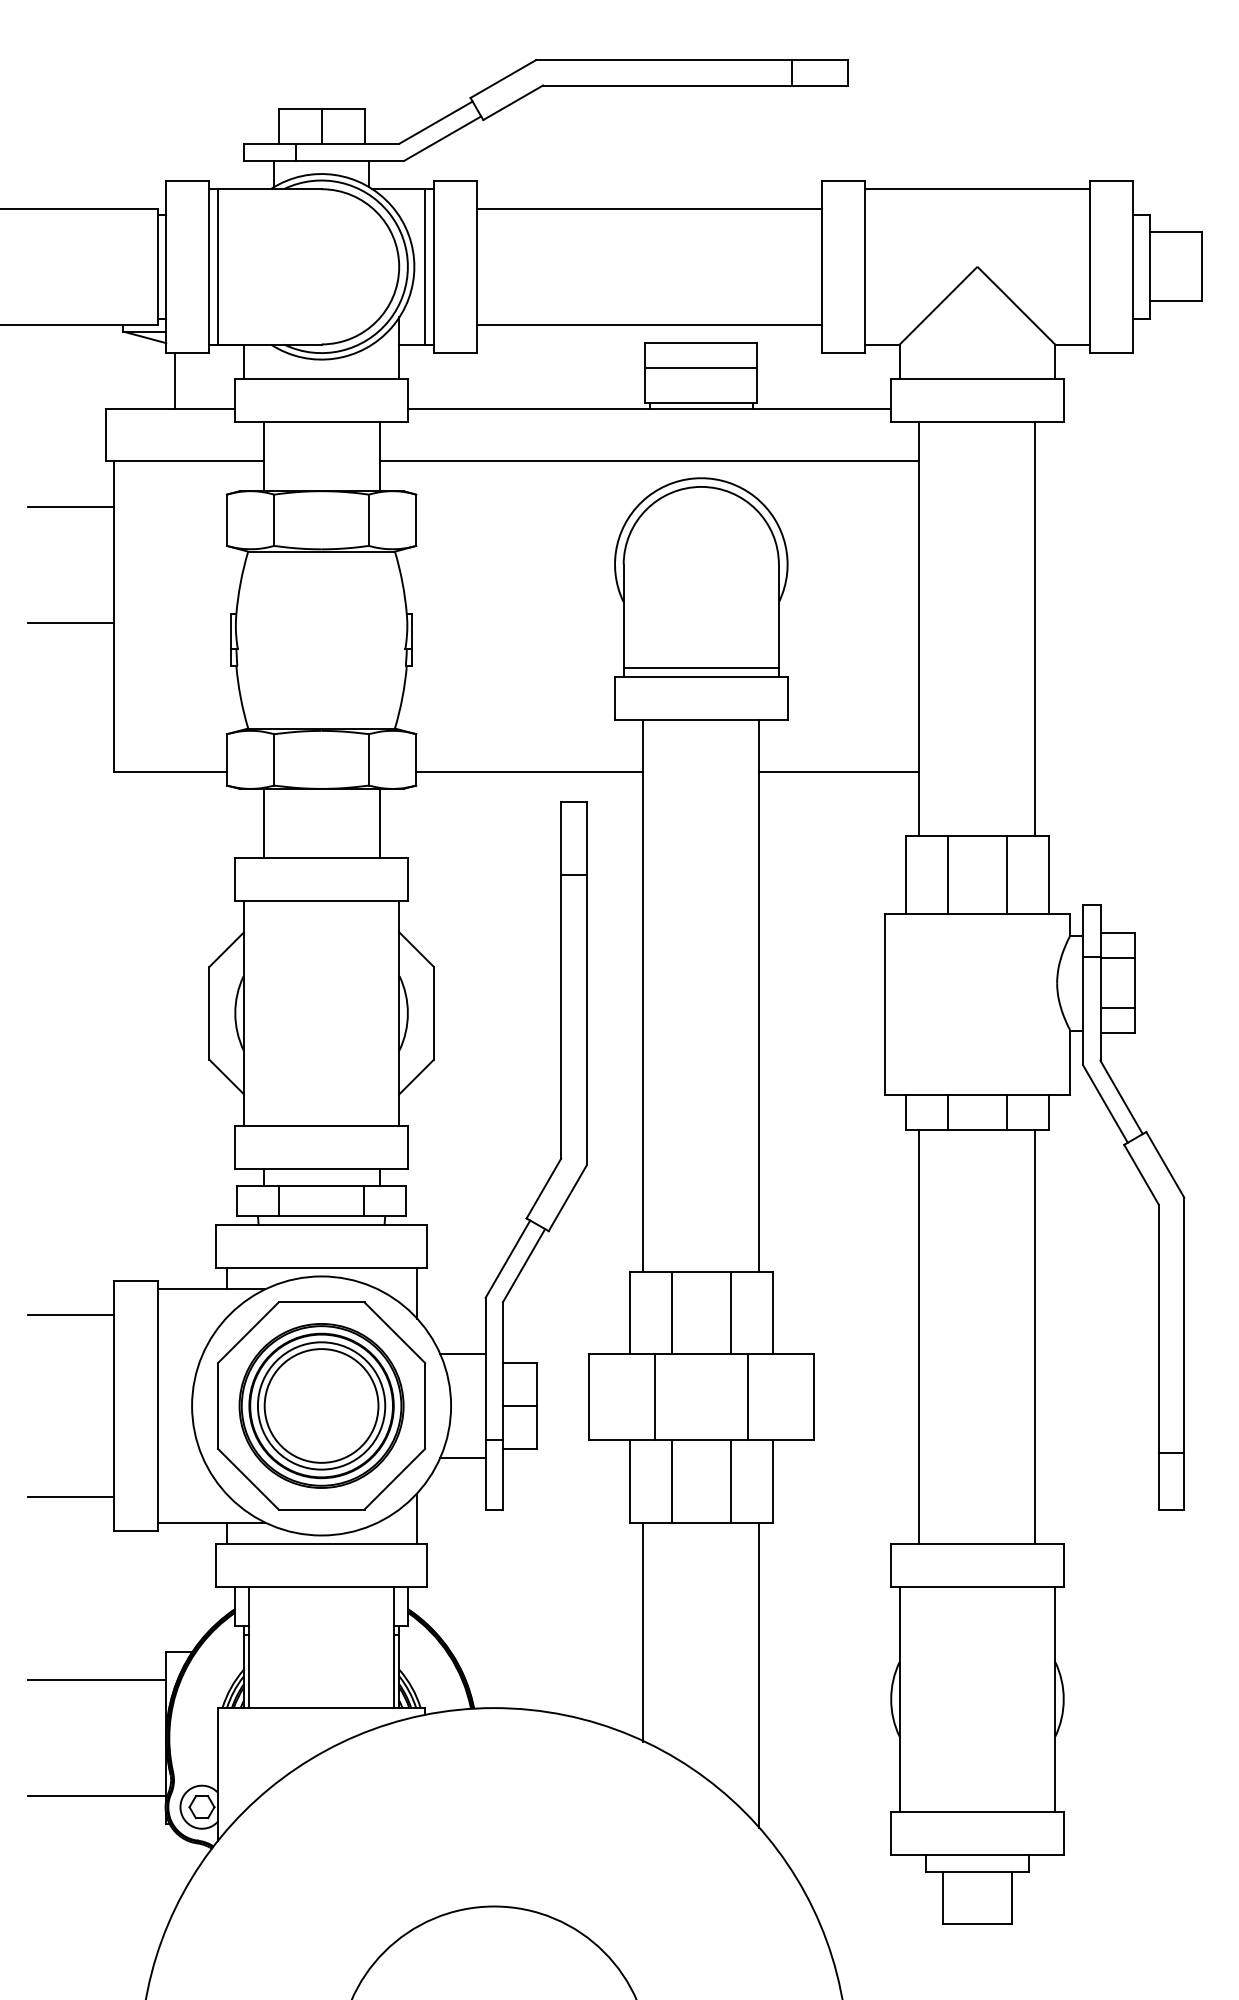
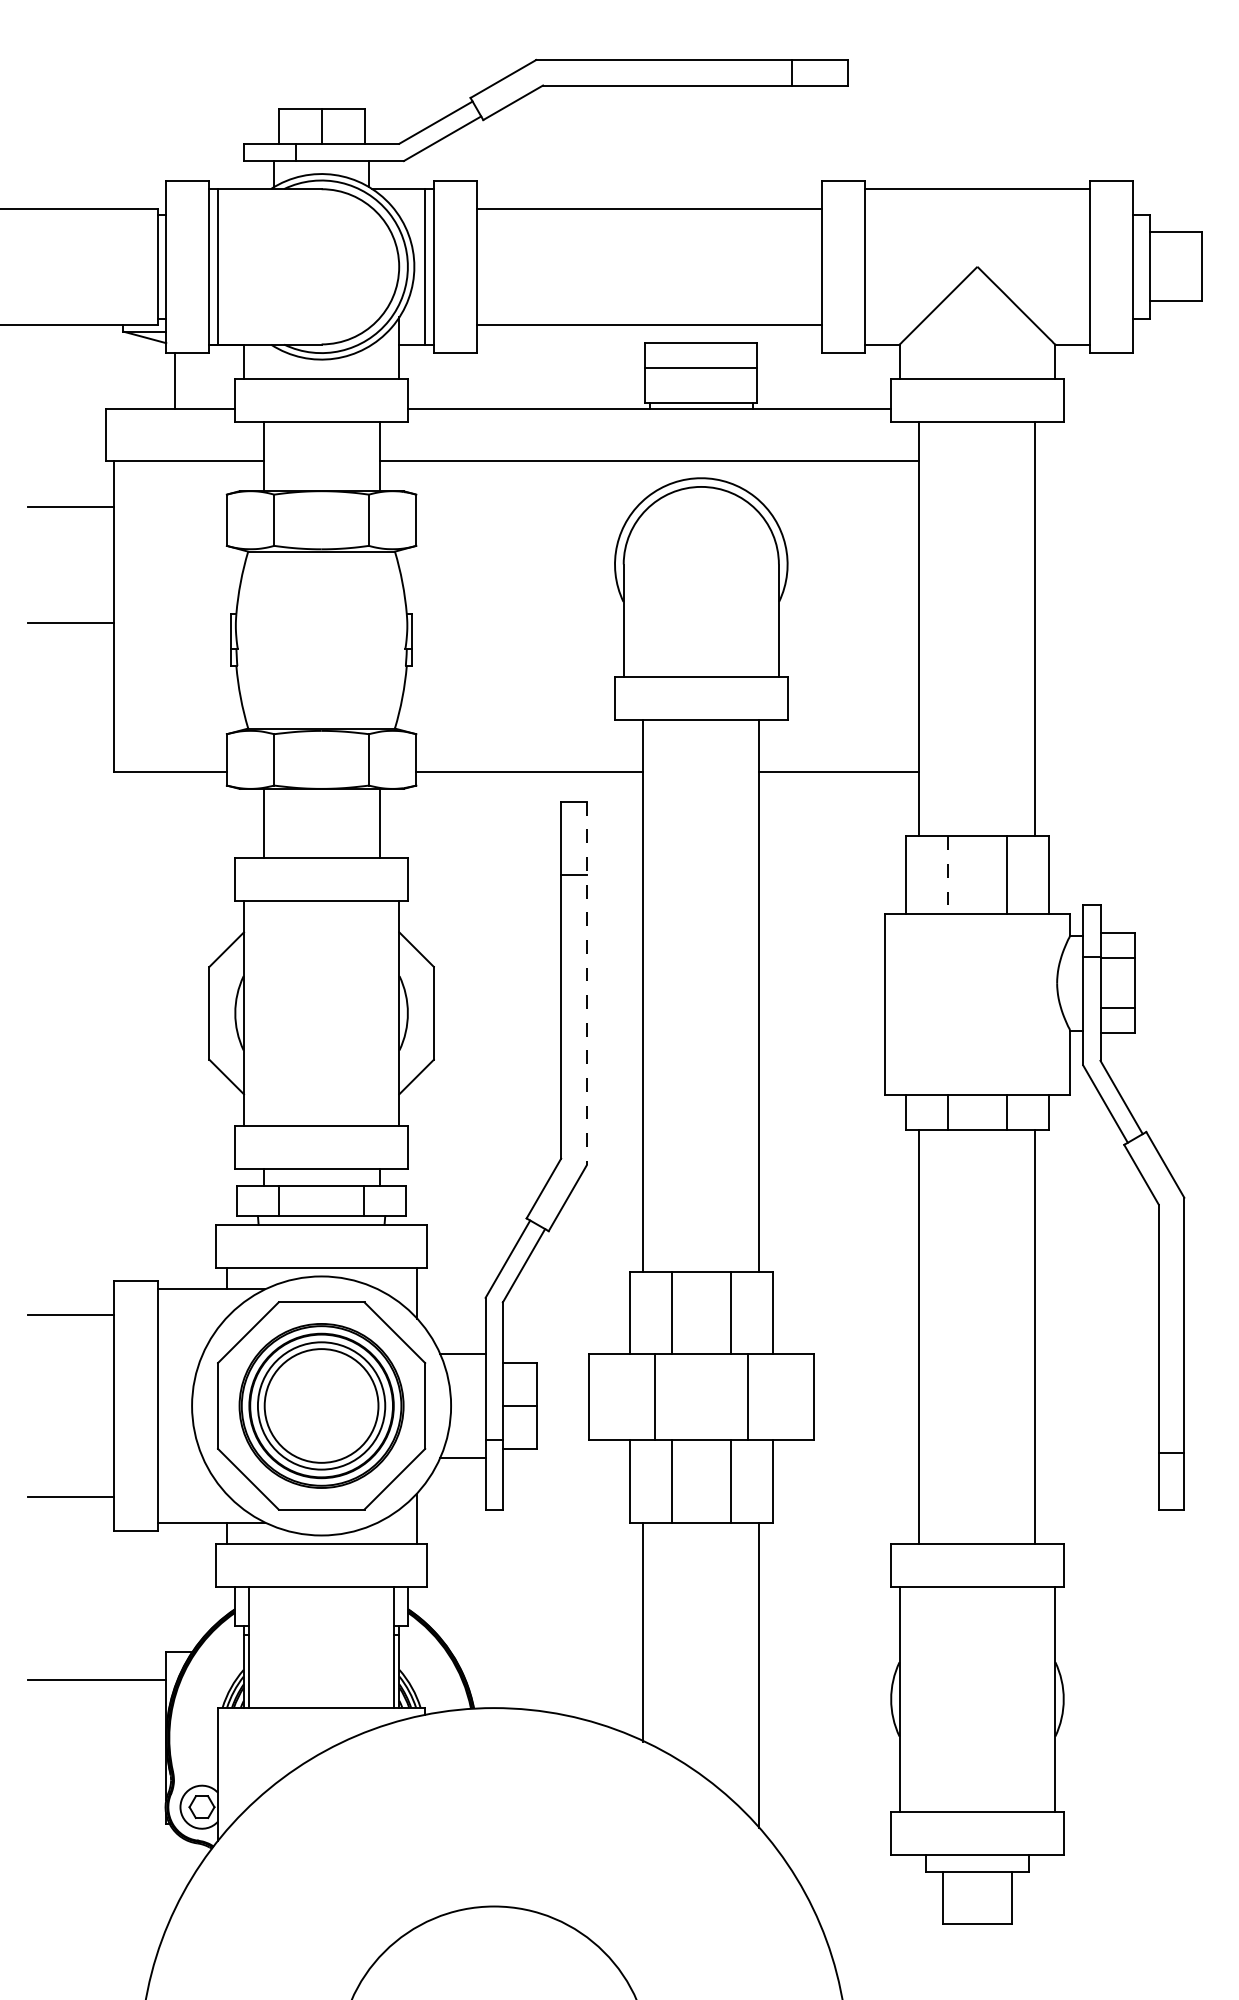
line: present -> none (701, 668)
line: solid -> dashed (948, 875)
line: solid -> dashed (586, 983)
line: present -> none (97, 1796)
